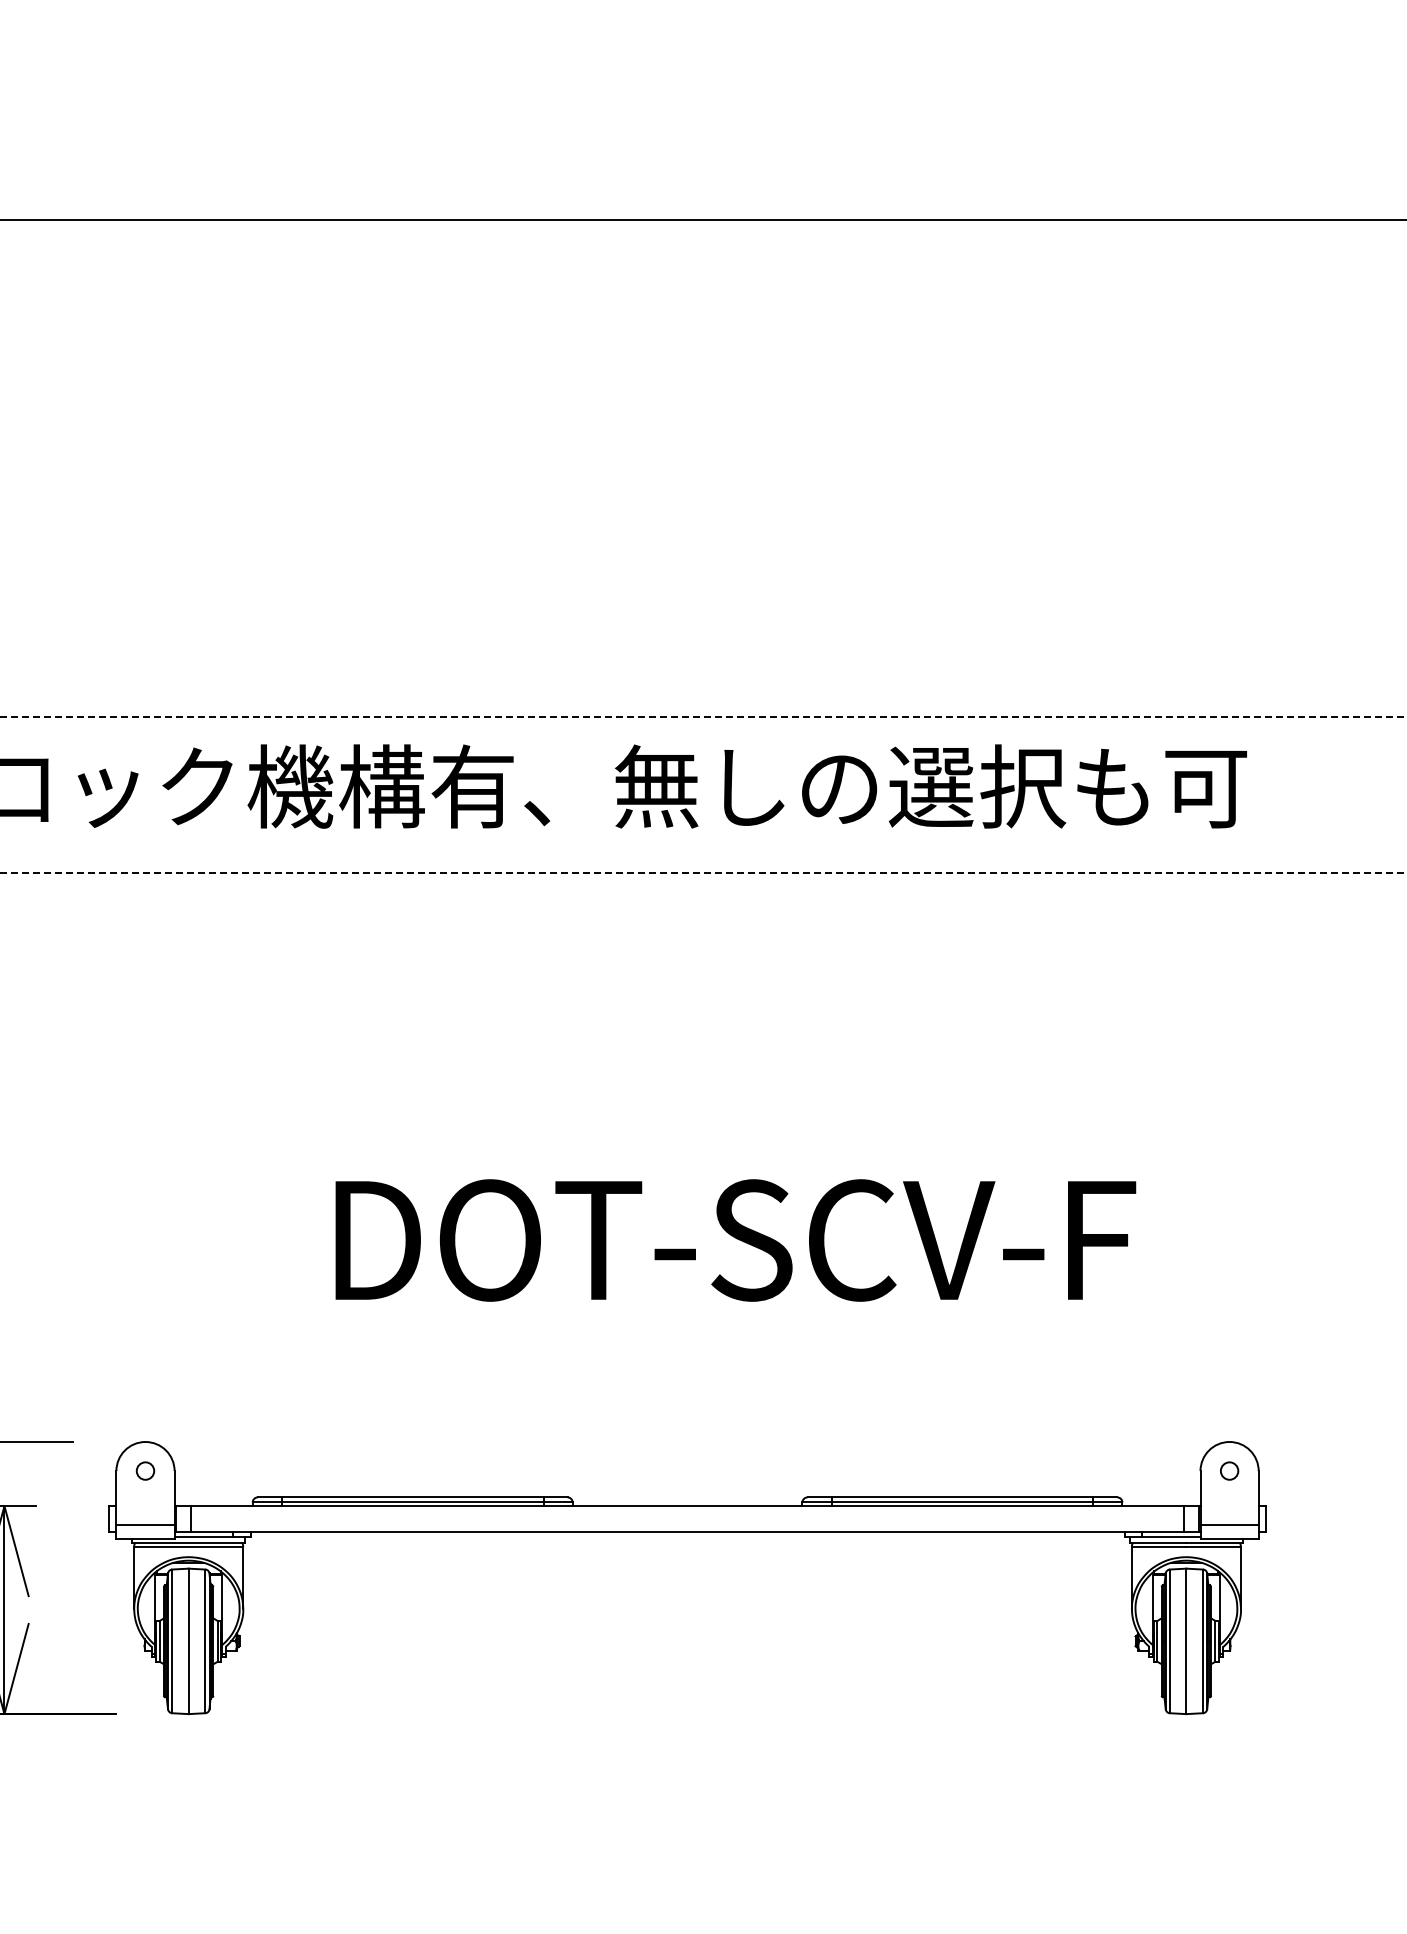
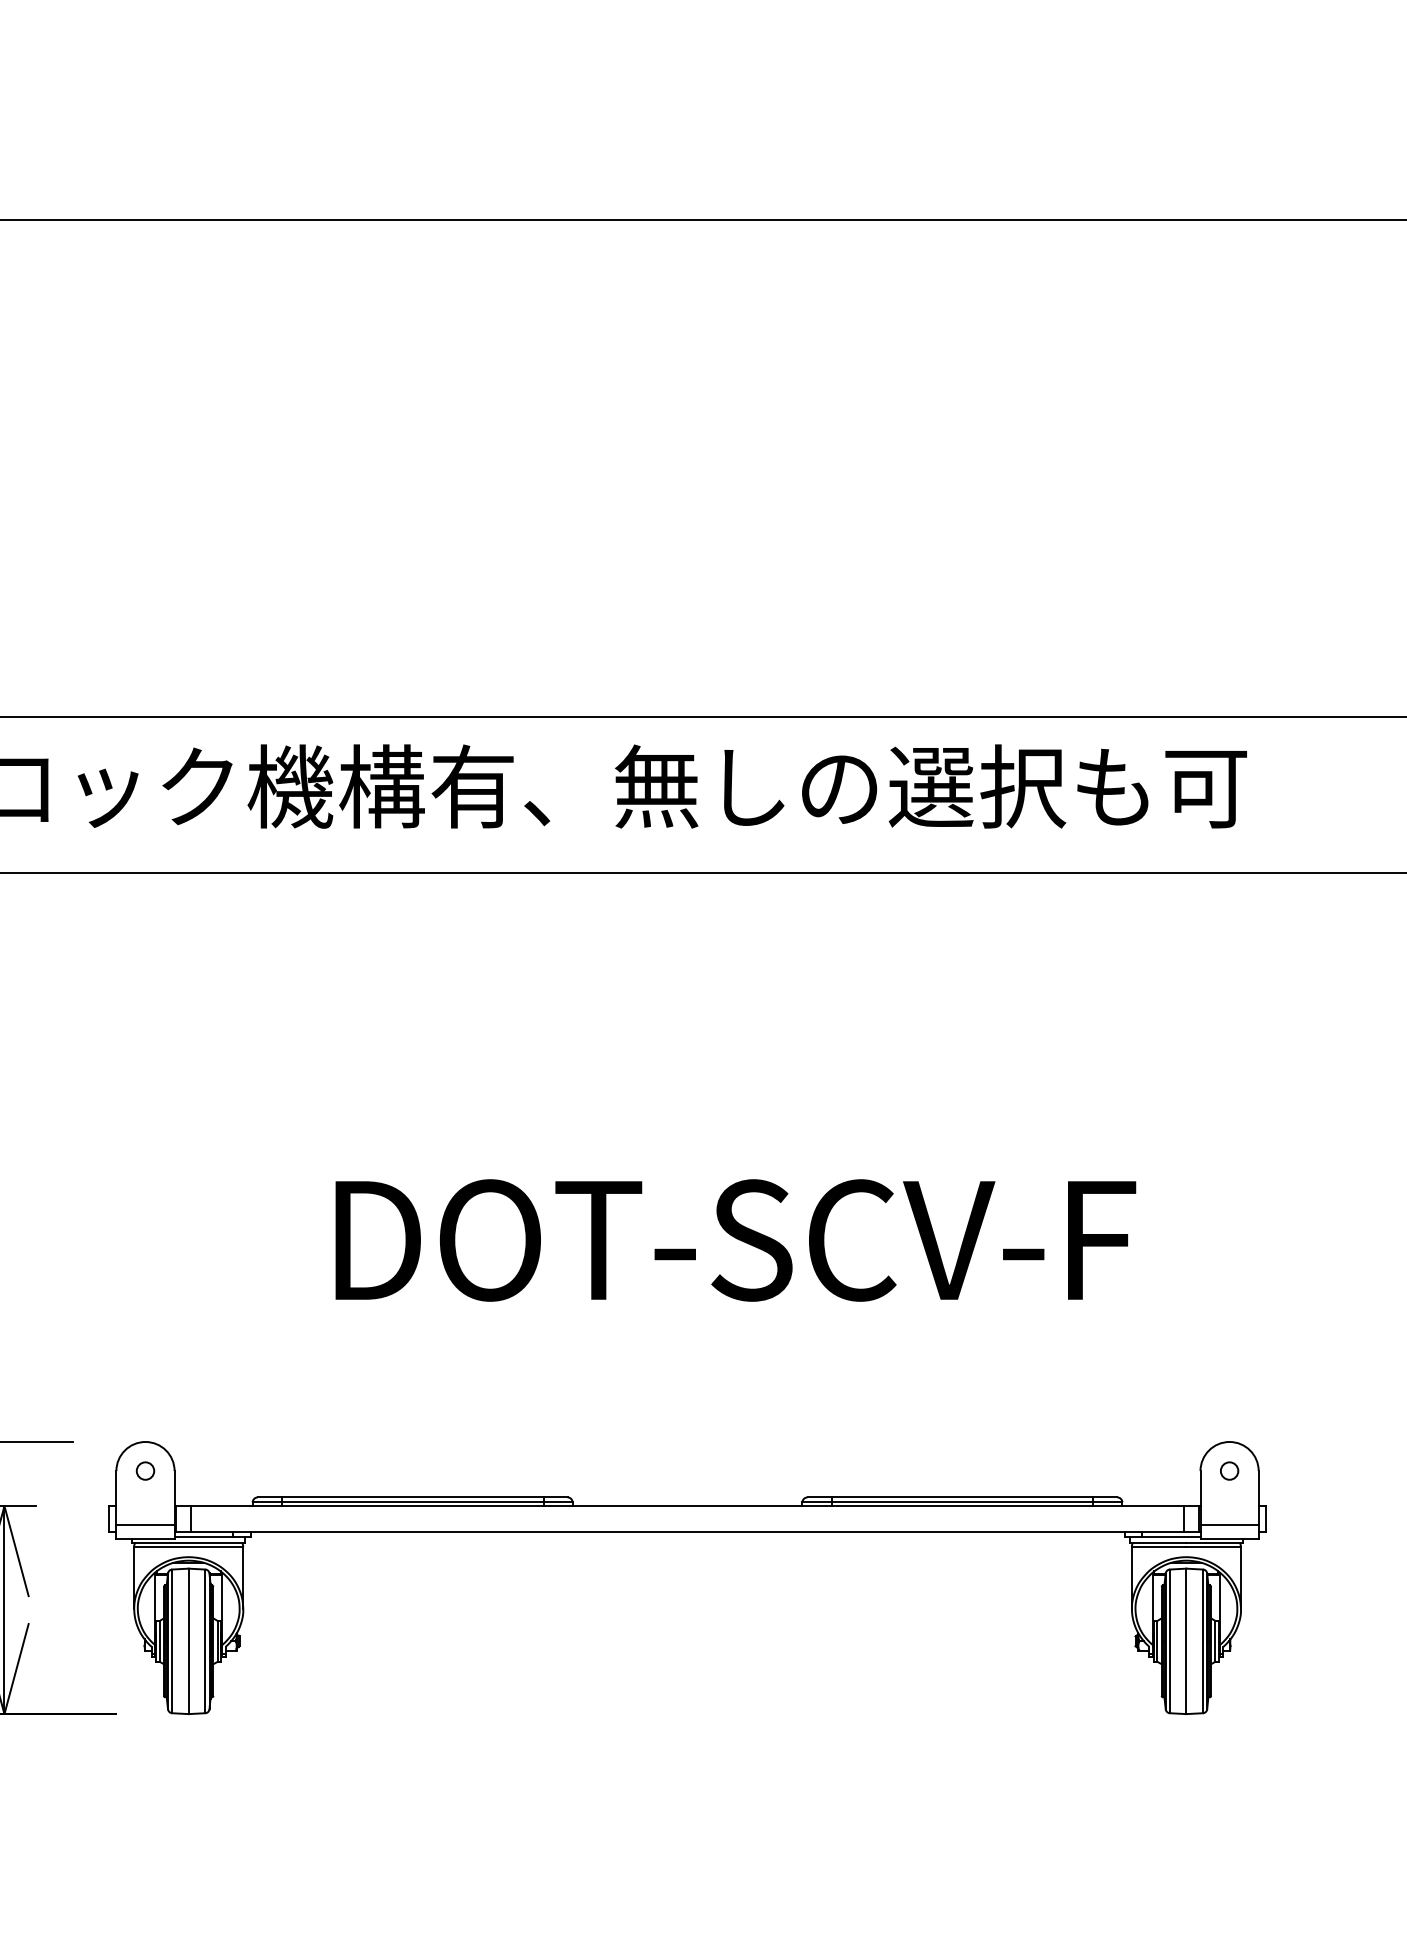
line: dashed -> solid (703, 717)
line: dashed -> solid (703, 873)
